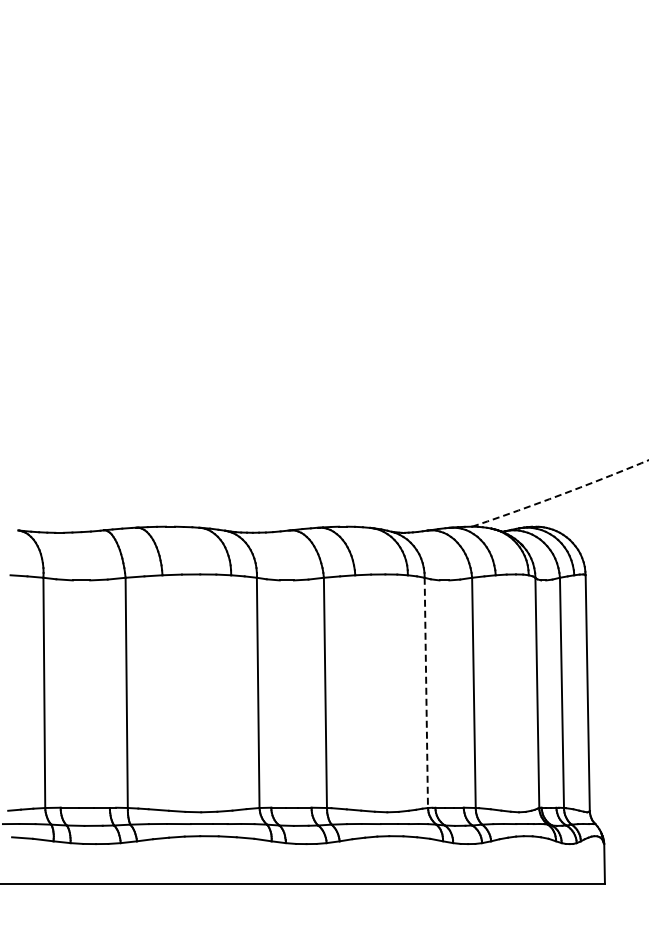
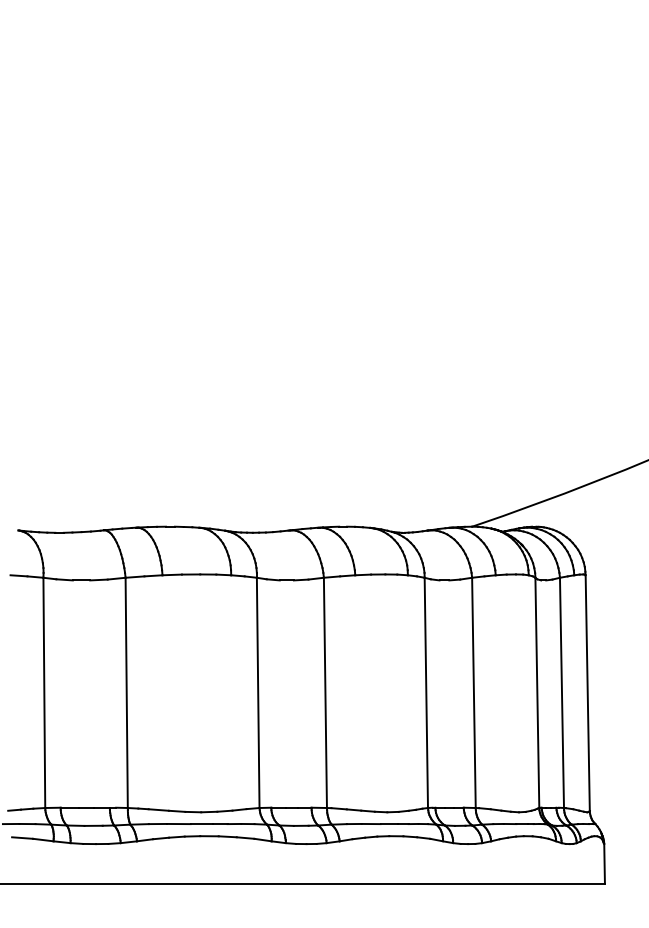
arc: dashed -> solid (561, 494)
line: dashed -> solid (426, 693)
